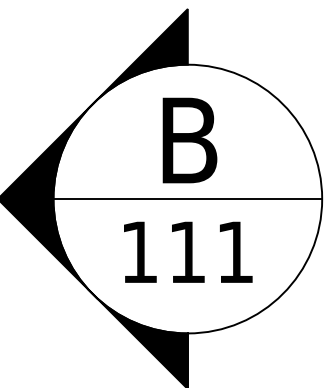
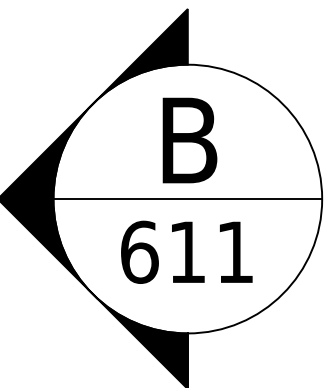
text: 111 -> 611 (139, 251)
